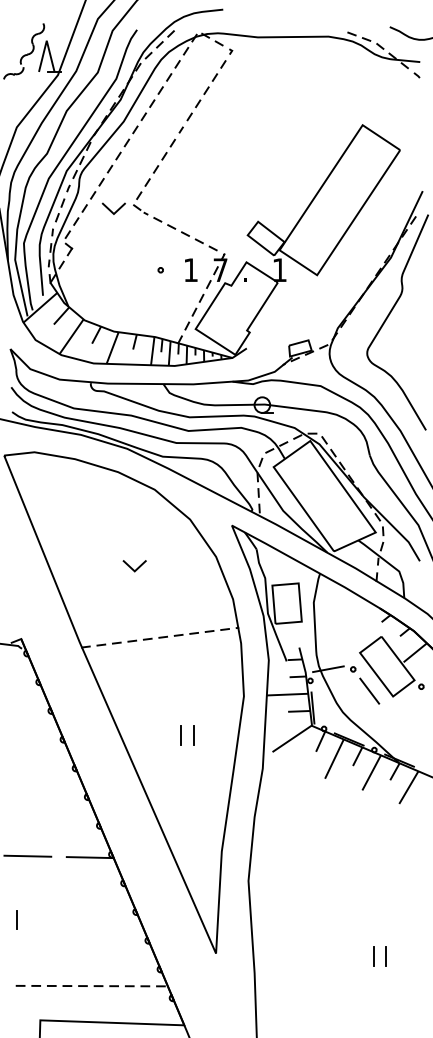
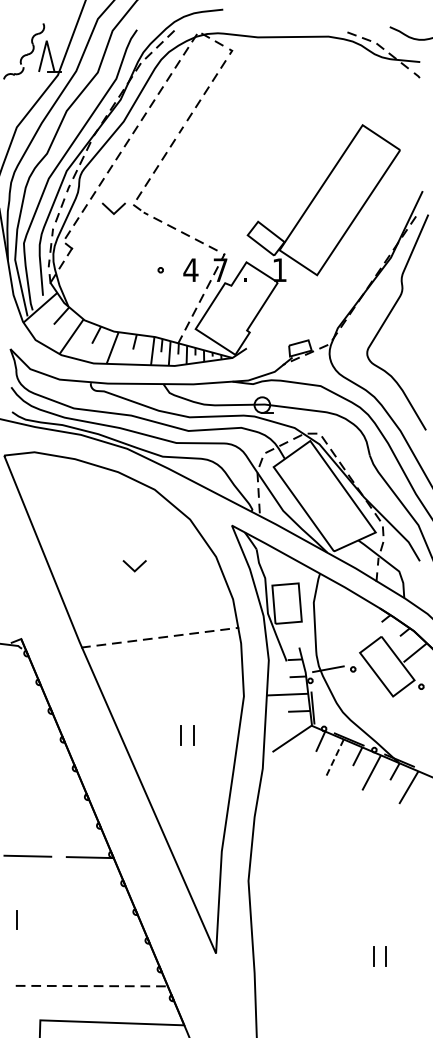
text: 1 -> 4 (190, 269)
line: present -> none (369, 690)
line: solid -> dashed (334, 759)
